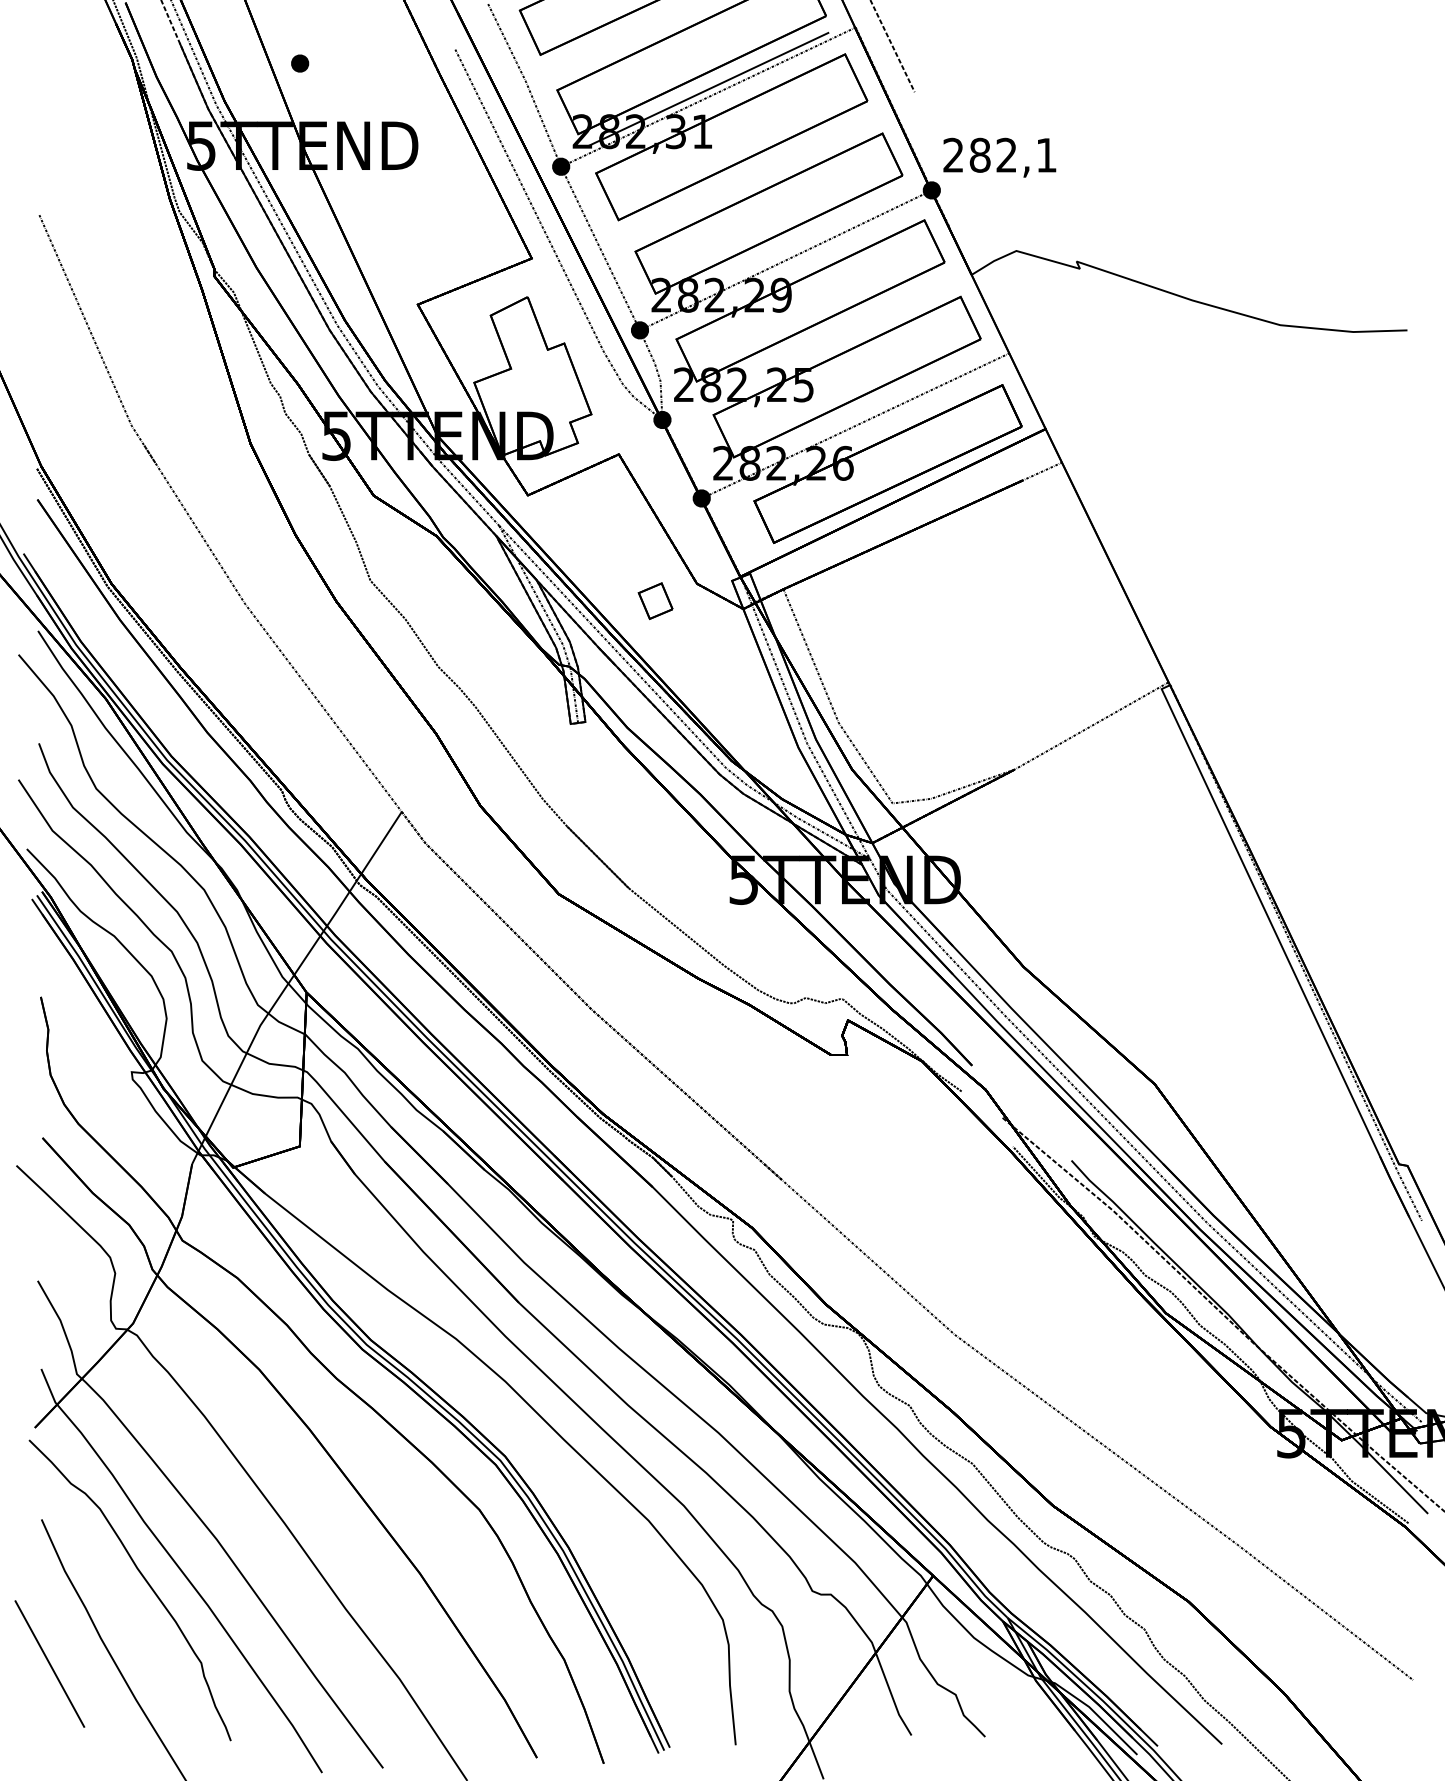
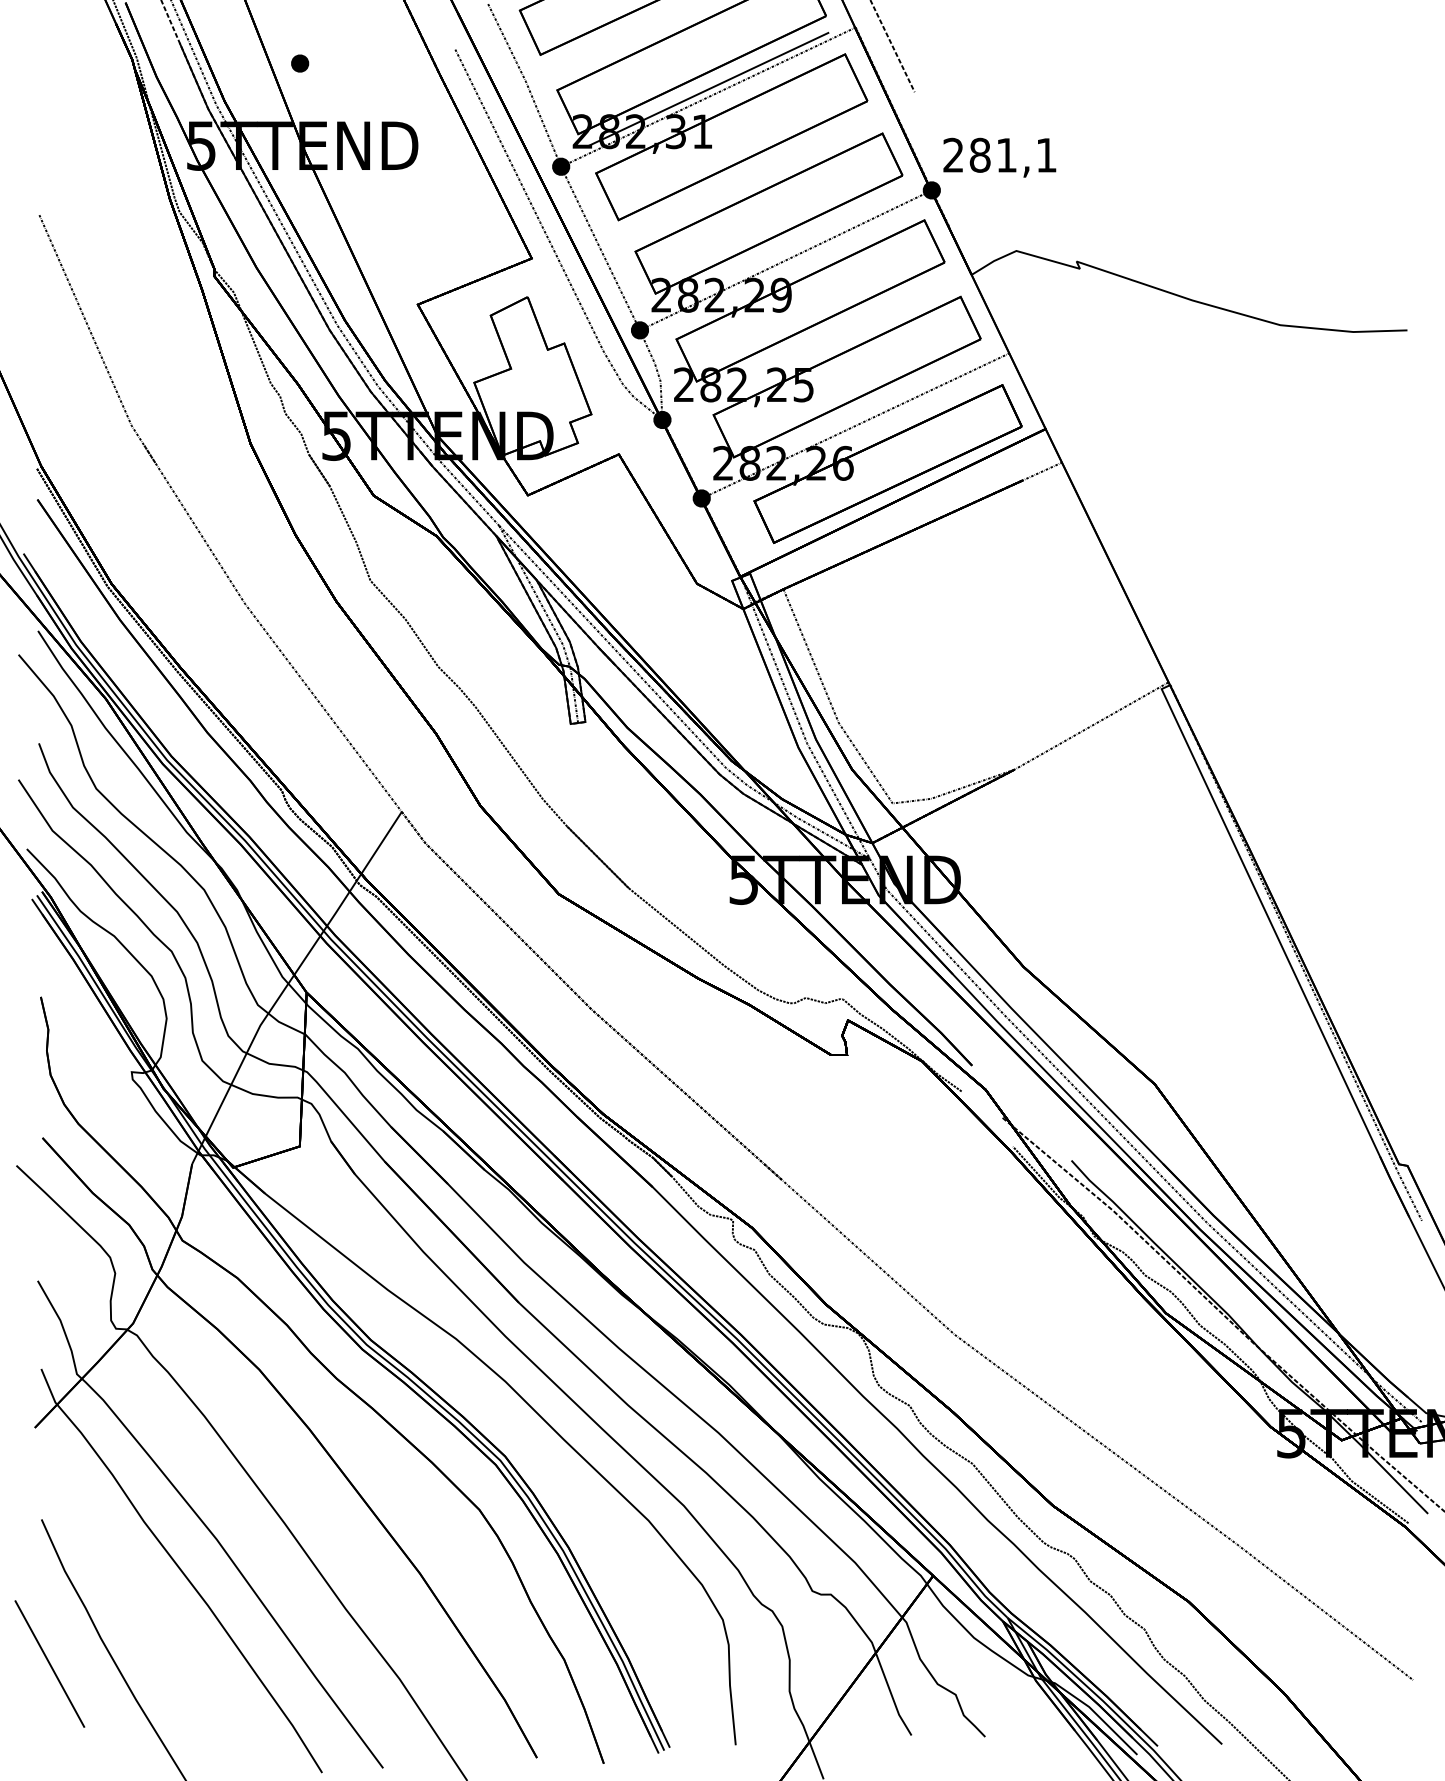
text: 282,1 -> 281,1 (1006, 154)
part: present -> none (655, 600)
curve: present -> none (144, 1580)
